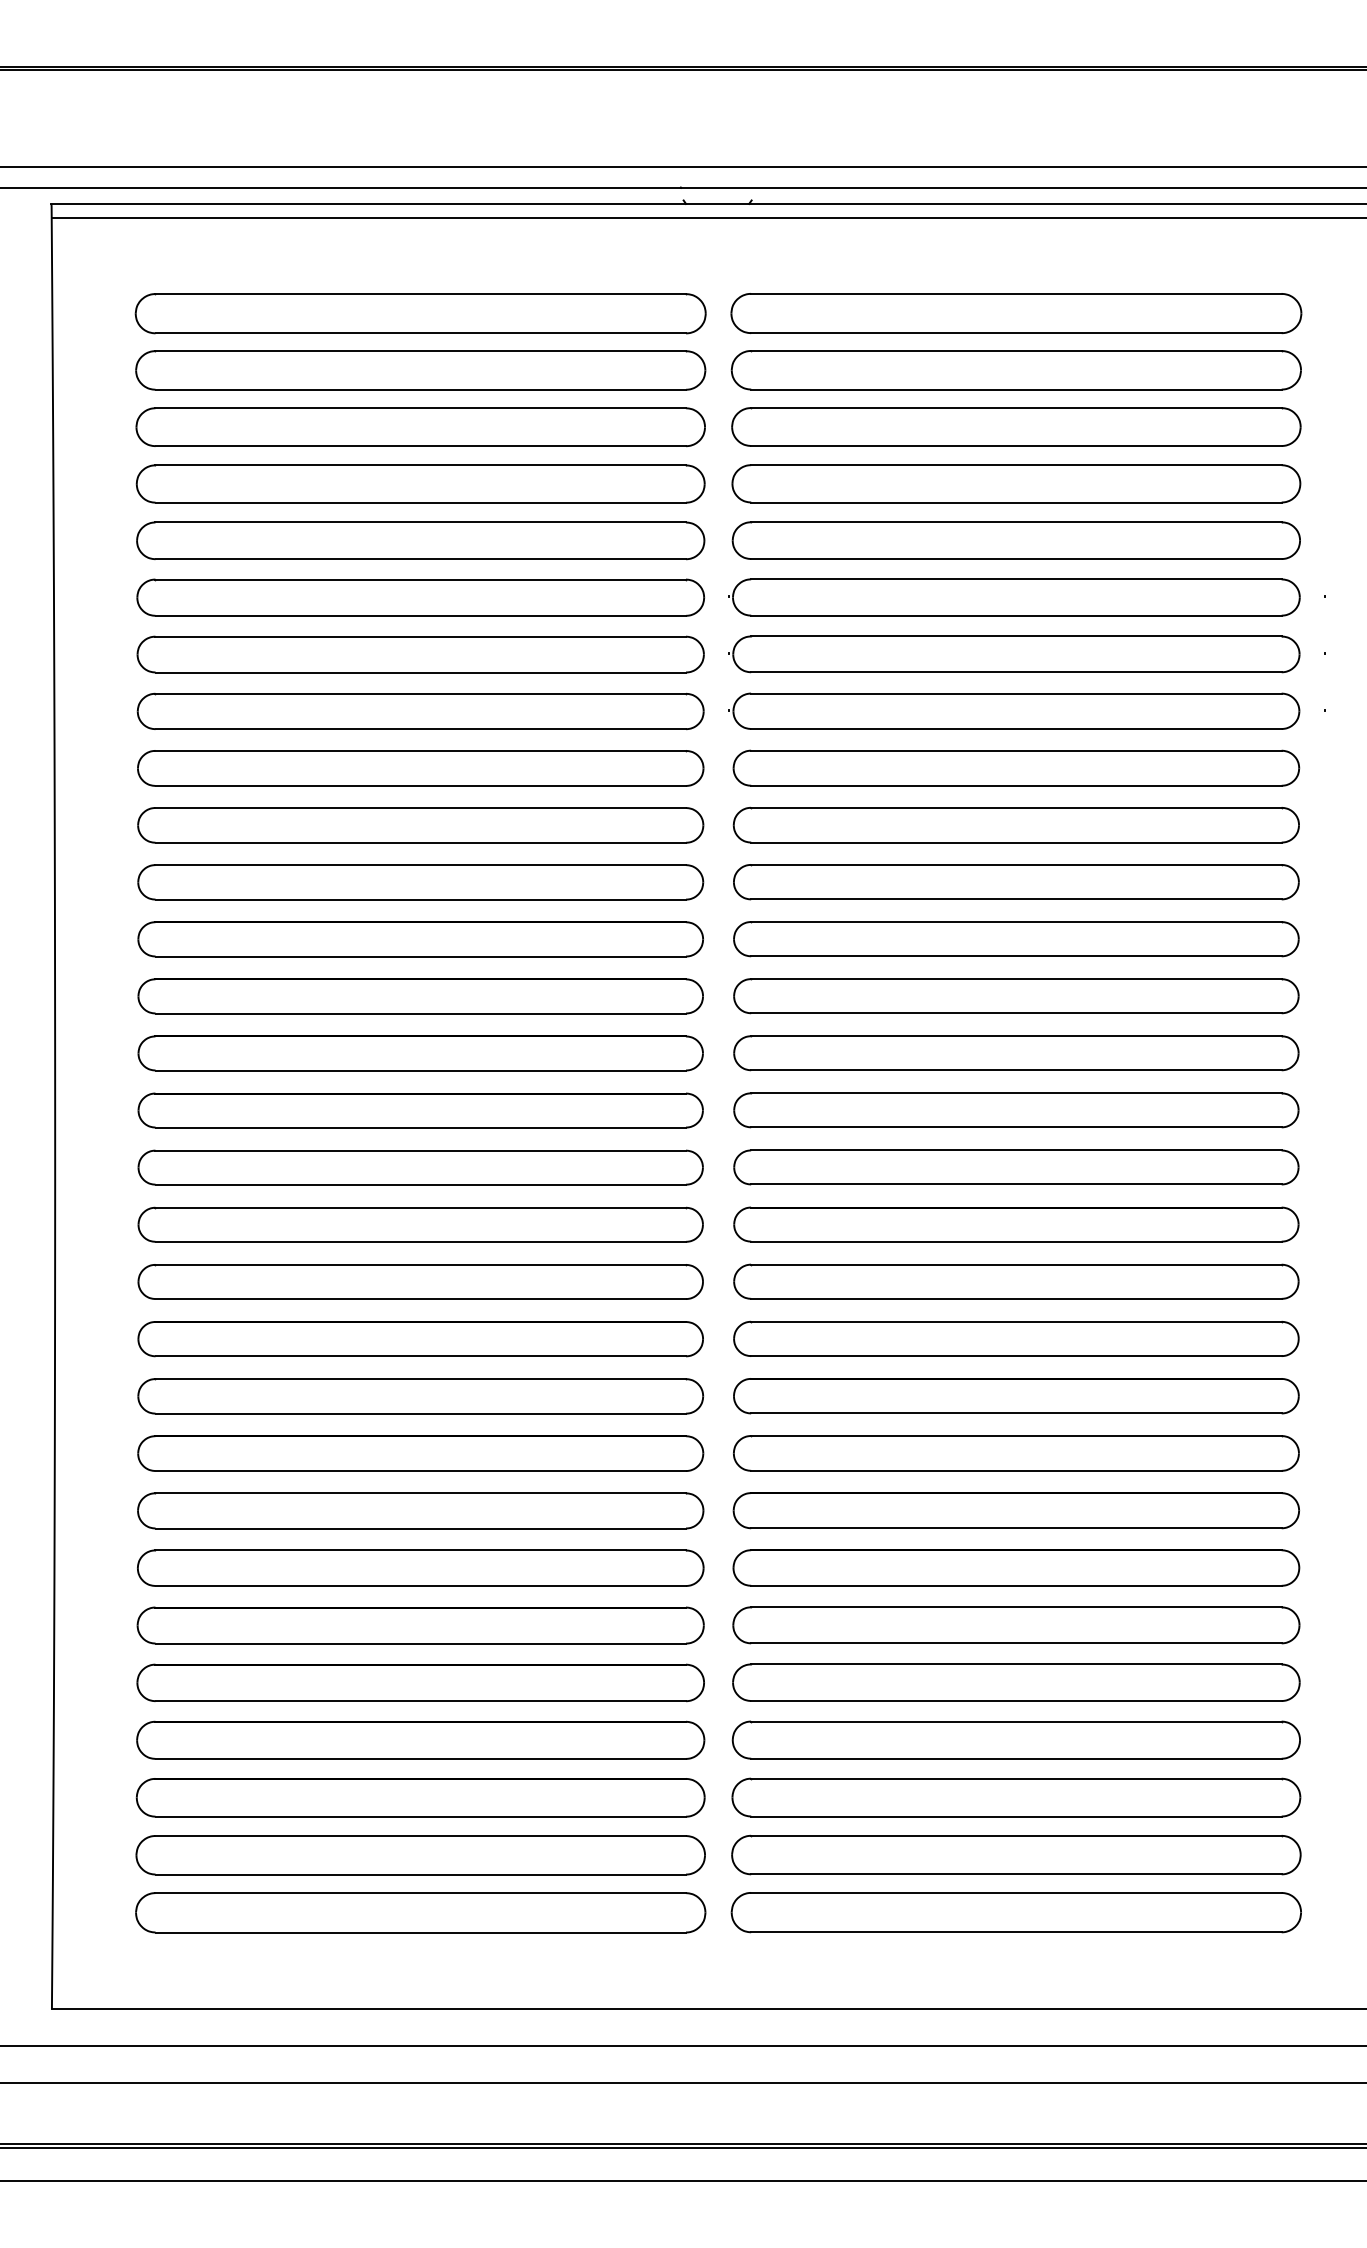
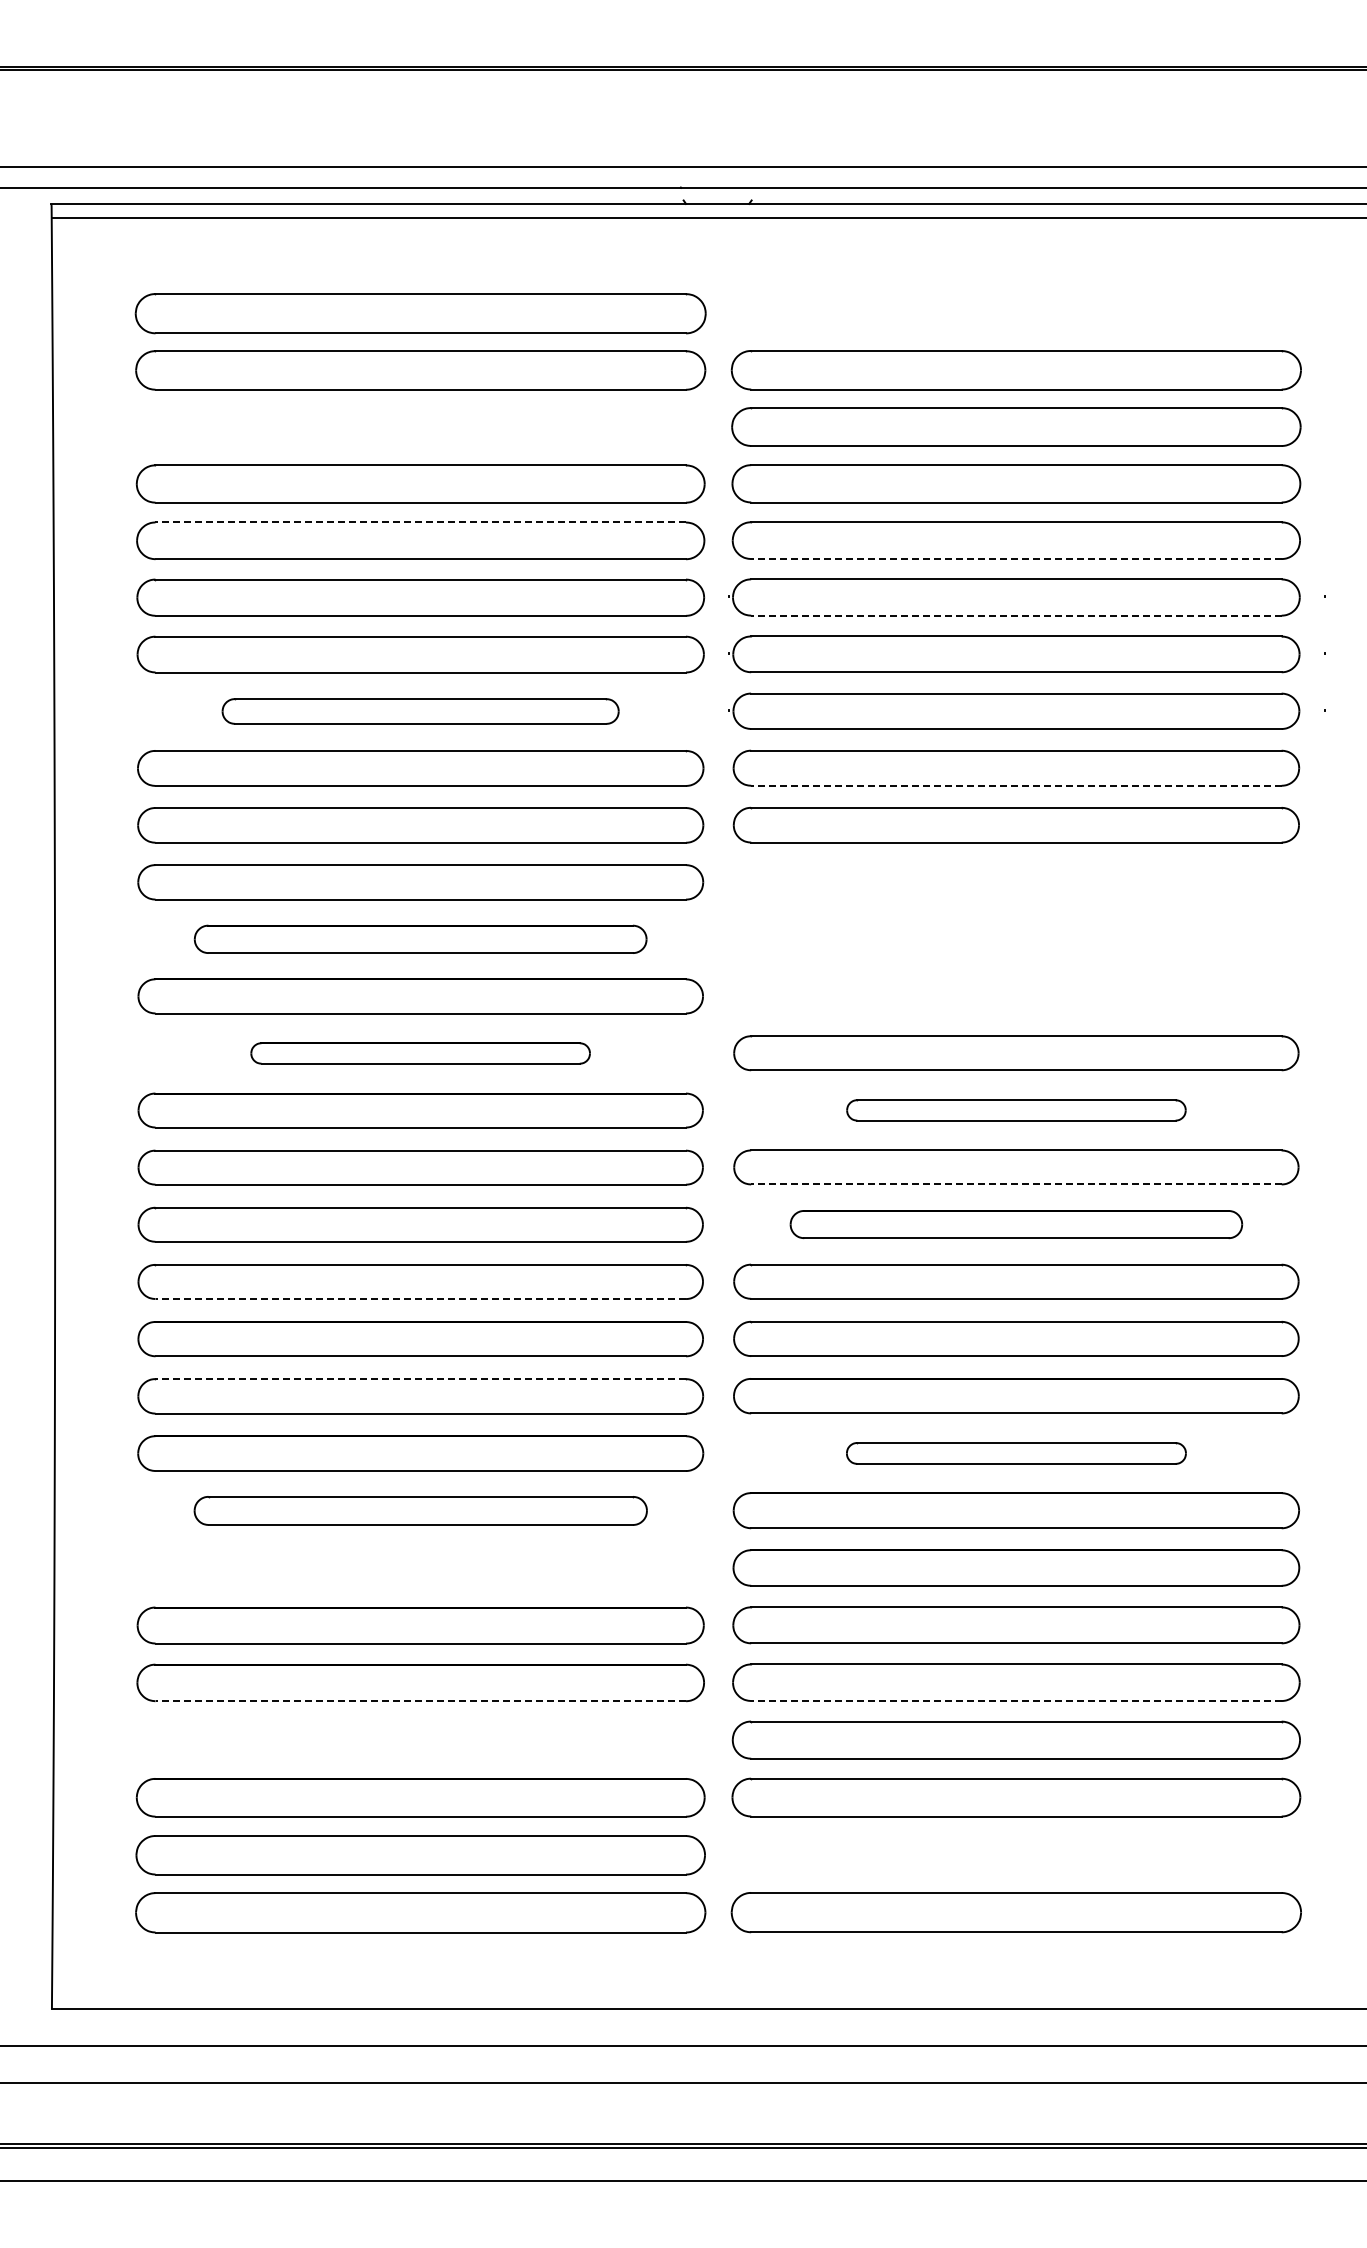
part: present -> none (1016, 313)
part: present -> none (420, 427)
line: solid -> dashed (420, 522)
line: solid -> dashed (1015, 559)
line: solid -> dashed (1015, 615)
part size: 569x39 px -> 399x27 px (420, 711)
line: solid -> dashed (1015, 785)
part: present -> none (1016, 882)
part size: 567x37 px -> 455x30 px (420, 938)
part: present -> none (1016, 939)
part: present -> none (1016, 996)
part size: 567x37 px -> 341x23 px (420, 1053)
part size: 567x37 px -> 341x23 px (1016, 1110)
line: solid -> dashed (1015, 1184)
part size: 567x37 px -> 455x30 px (1016, 1224)
line: solid -> dashed (420, 1299)
line: solid -> dashed (420, 1379)
part size: 567x37 px -> 341x23 px (1016, 1453)
part size: 568x38 px -> 455x30 px (420, 1510)
part: present -> none (420, 1567)
line: solid -> dashed (420, 1701)
line: solid -> dashed (1015, 1701)
part: present -> none (420, 1739)
part: present -> none (1016, 1854)
